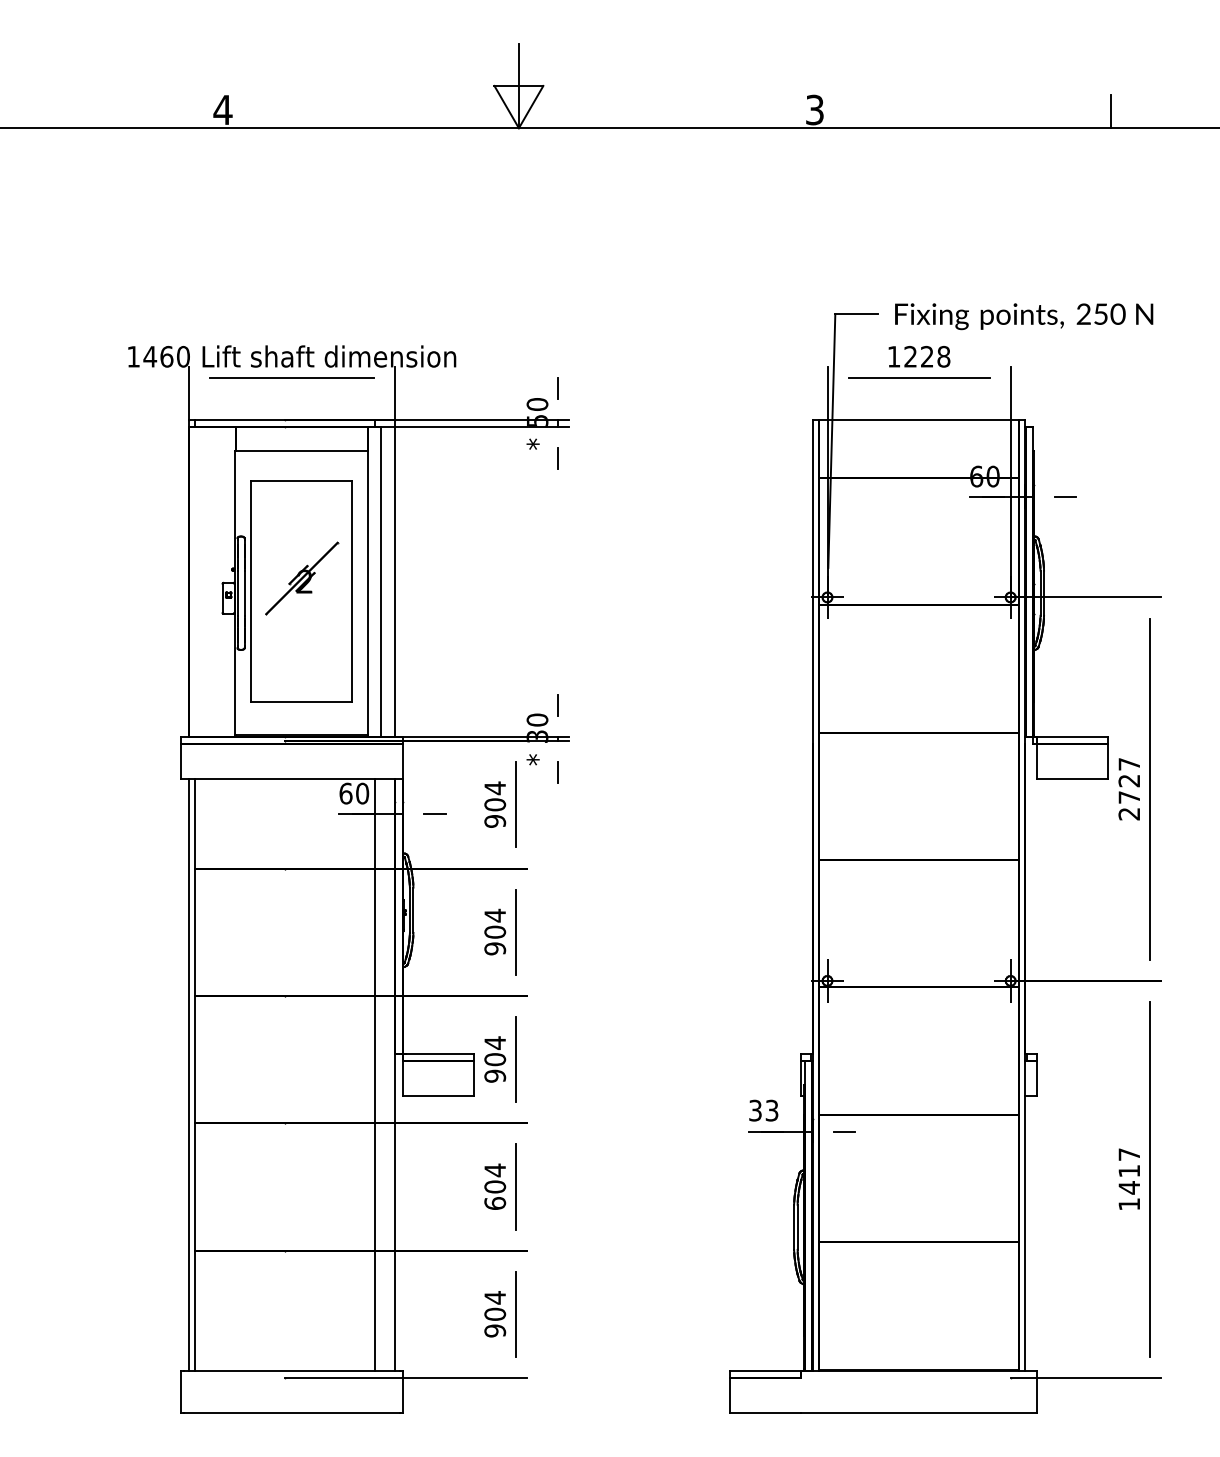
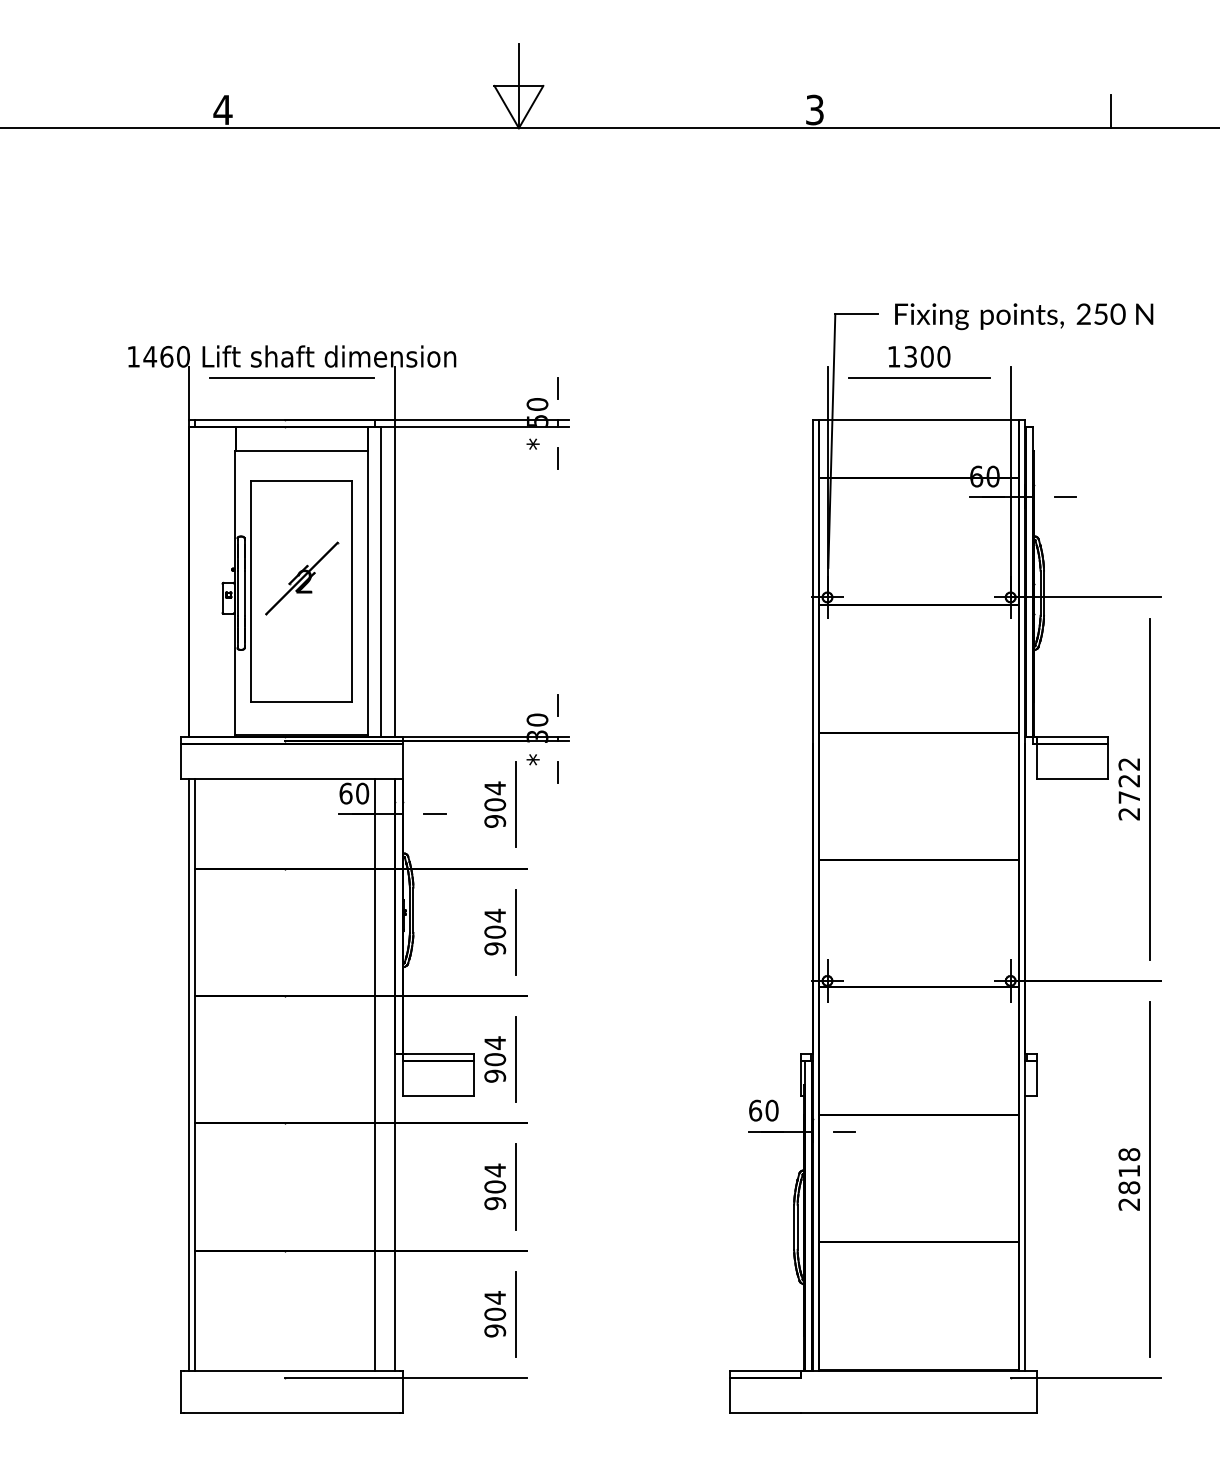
text: 1228 -> 1300 (927, 356)
text: 2727 -> 2722 (1128, 764)
text: 33 -> 60 (763, 1110)
text: 1417 -> 2818 (1129, 1179)
text: 604 -> 904 (495, 1203)
